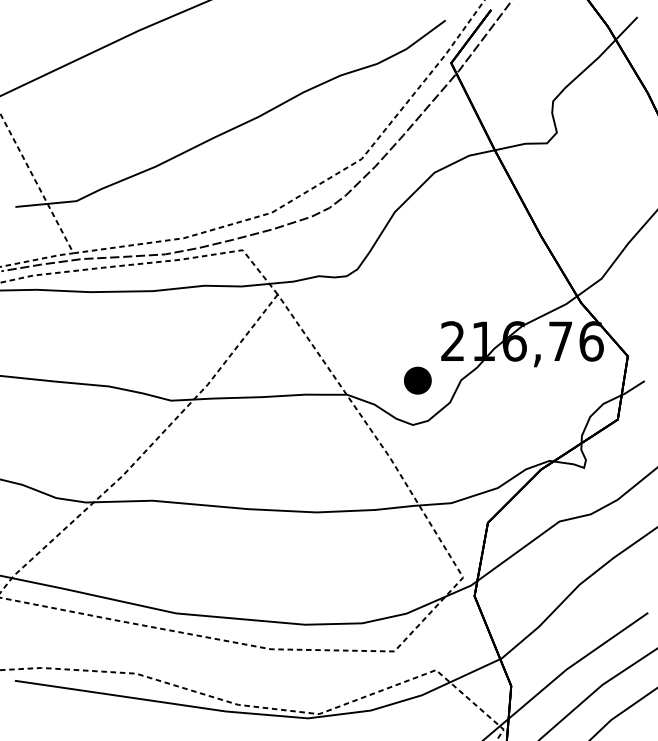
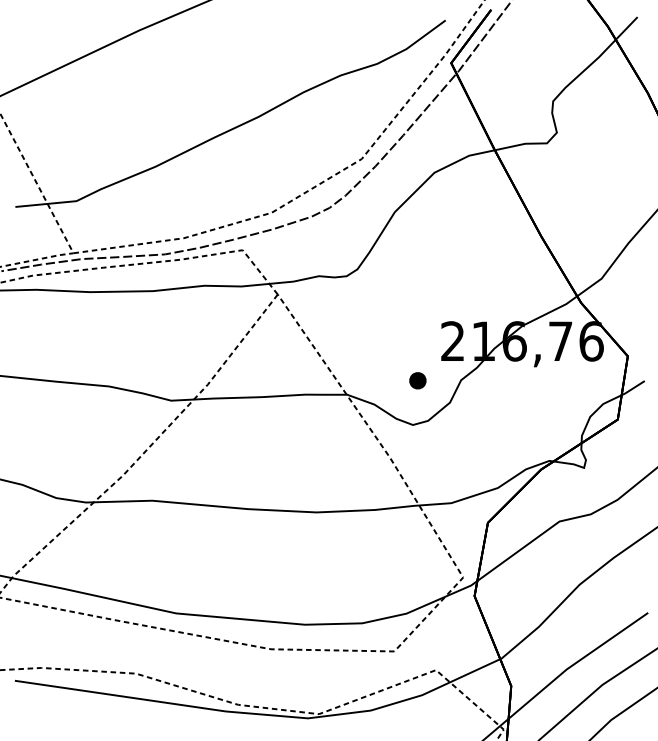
part size: 28x29 px -> 18x18 px (417, 380)
